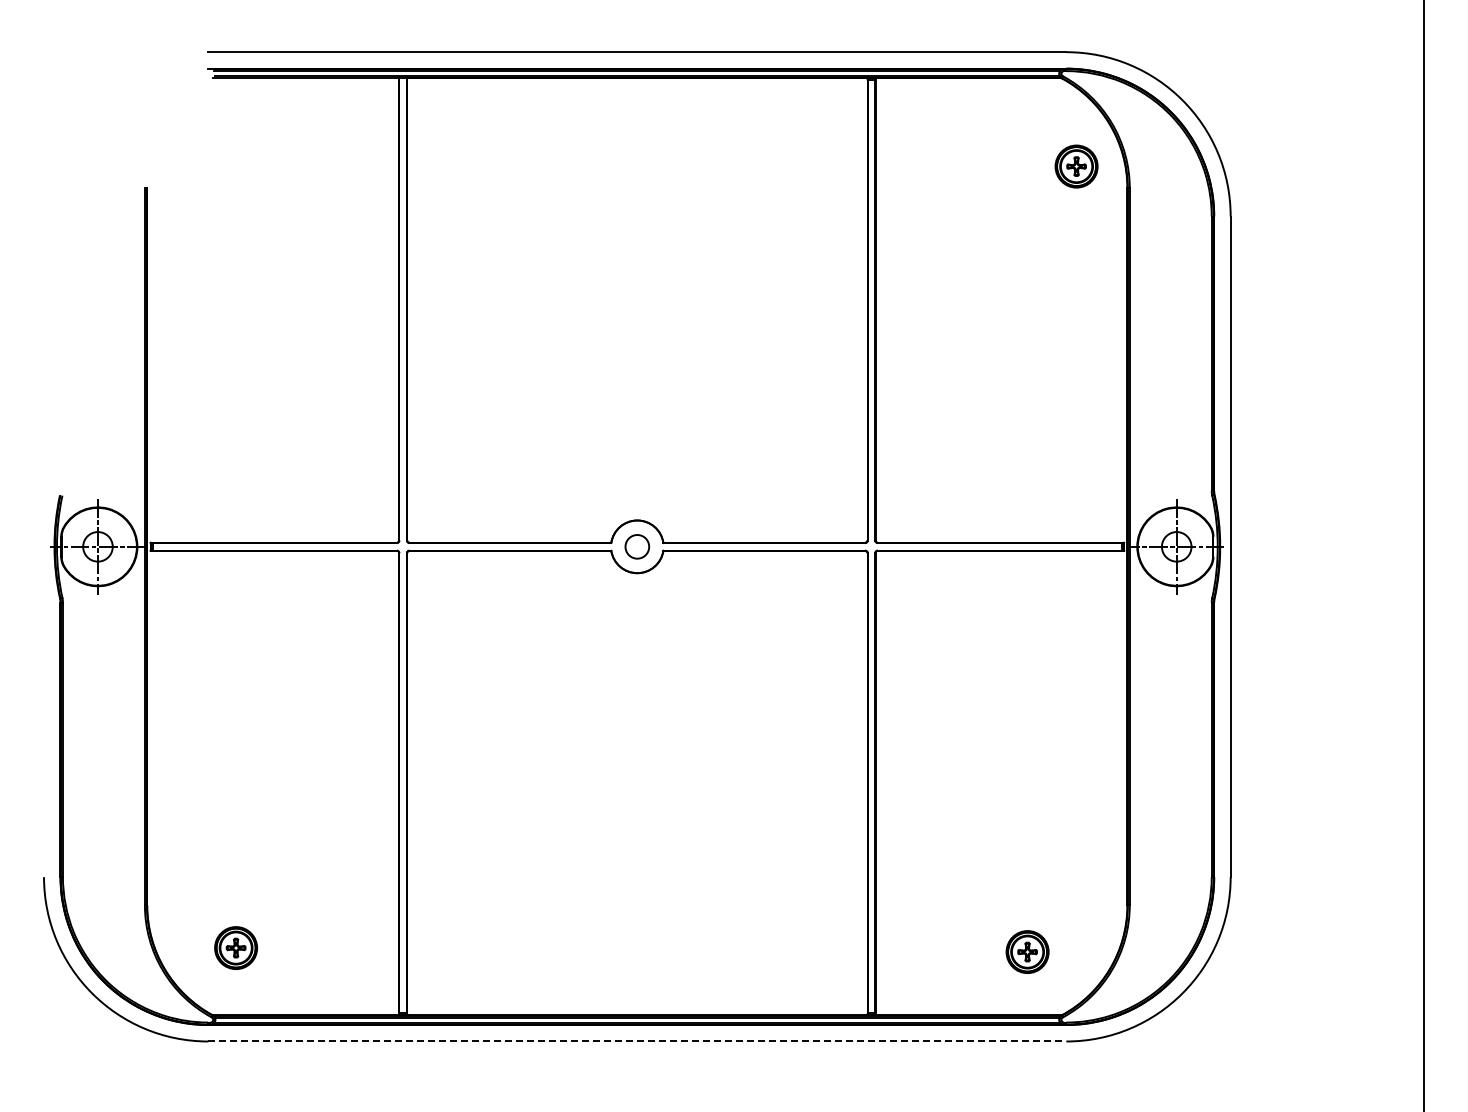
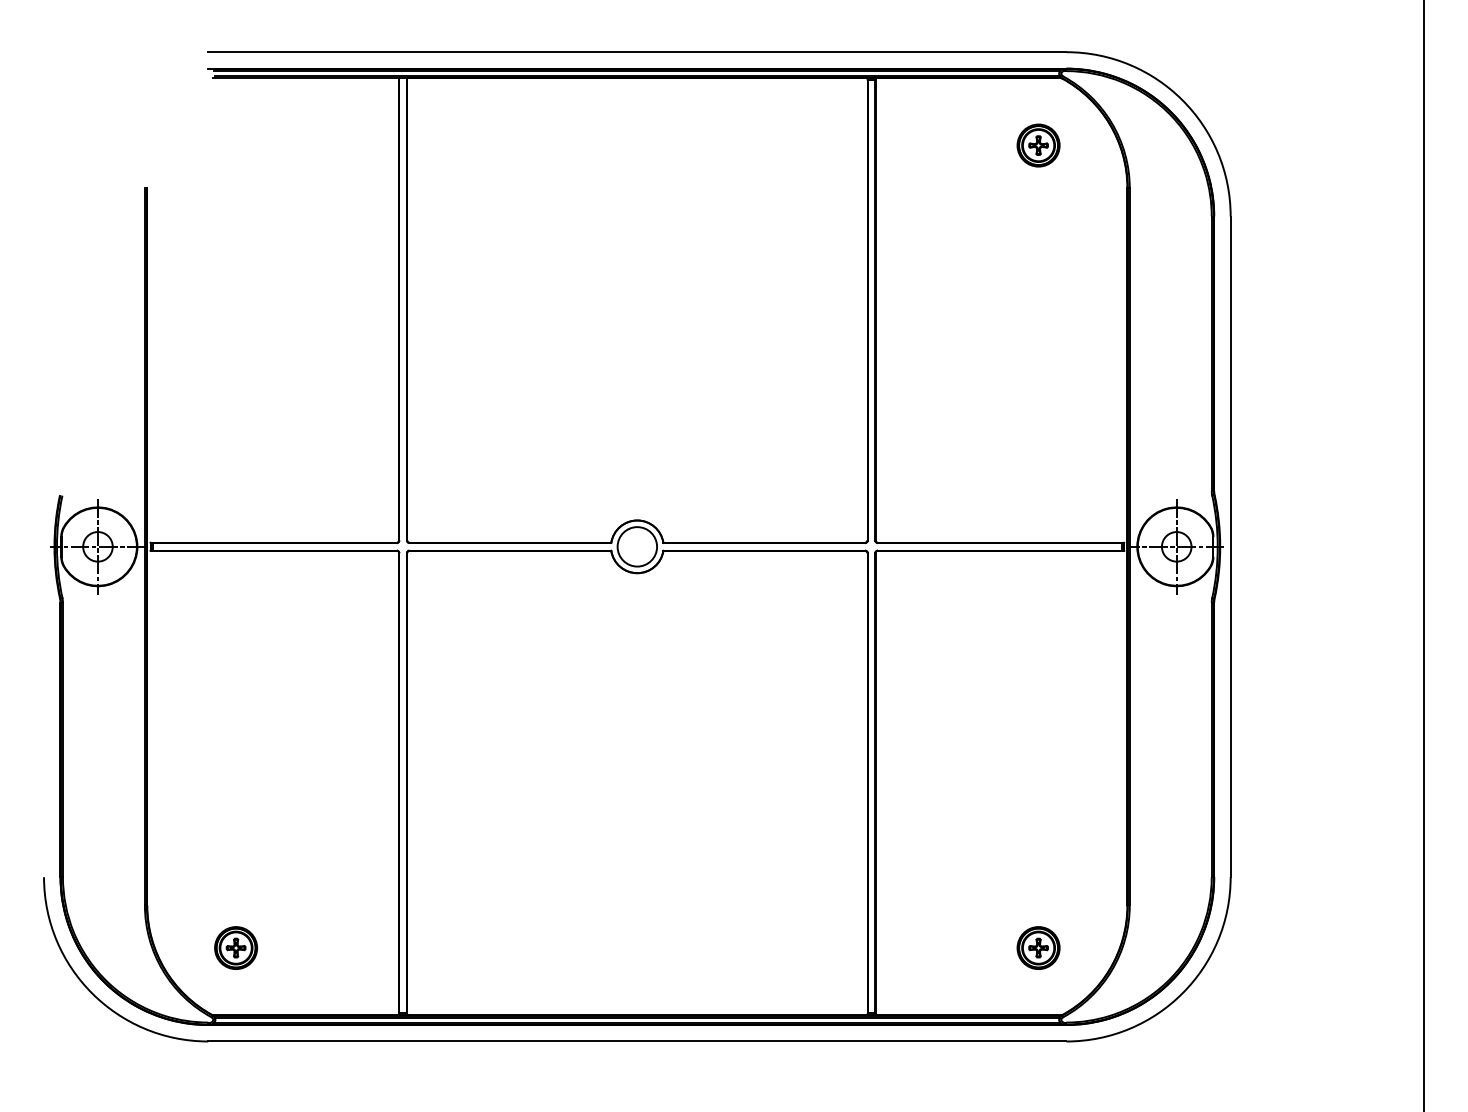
part position: (1076, 166) -> (1038, 145) (1038, 145)
circle diameter: 24 px -> 39 px (637, 546)
part position: (1027, 951) -> (1038, 947) (1038, 947)
line: dashed -> solid (637, 1041)
